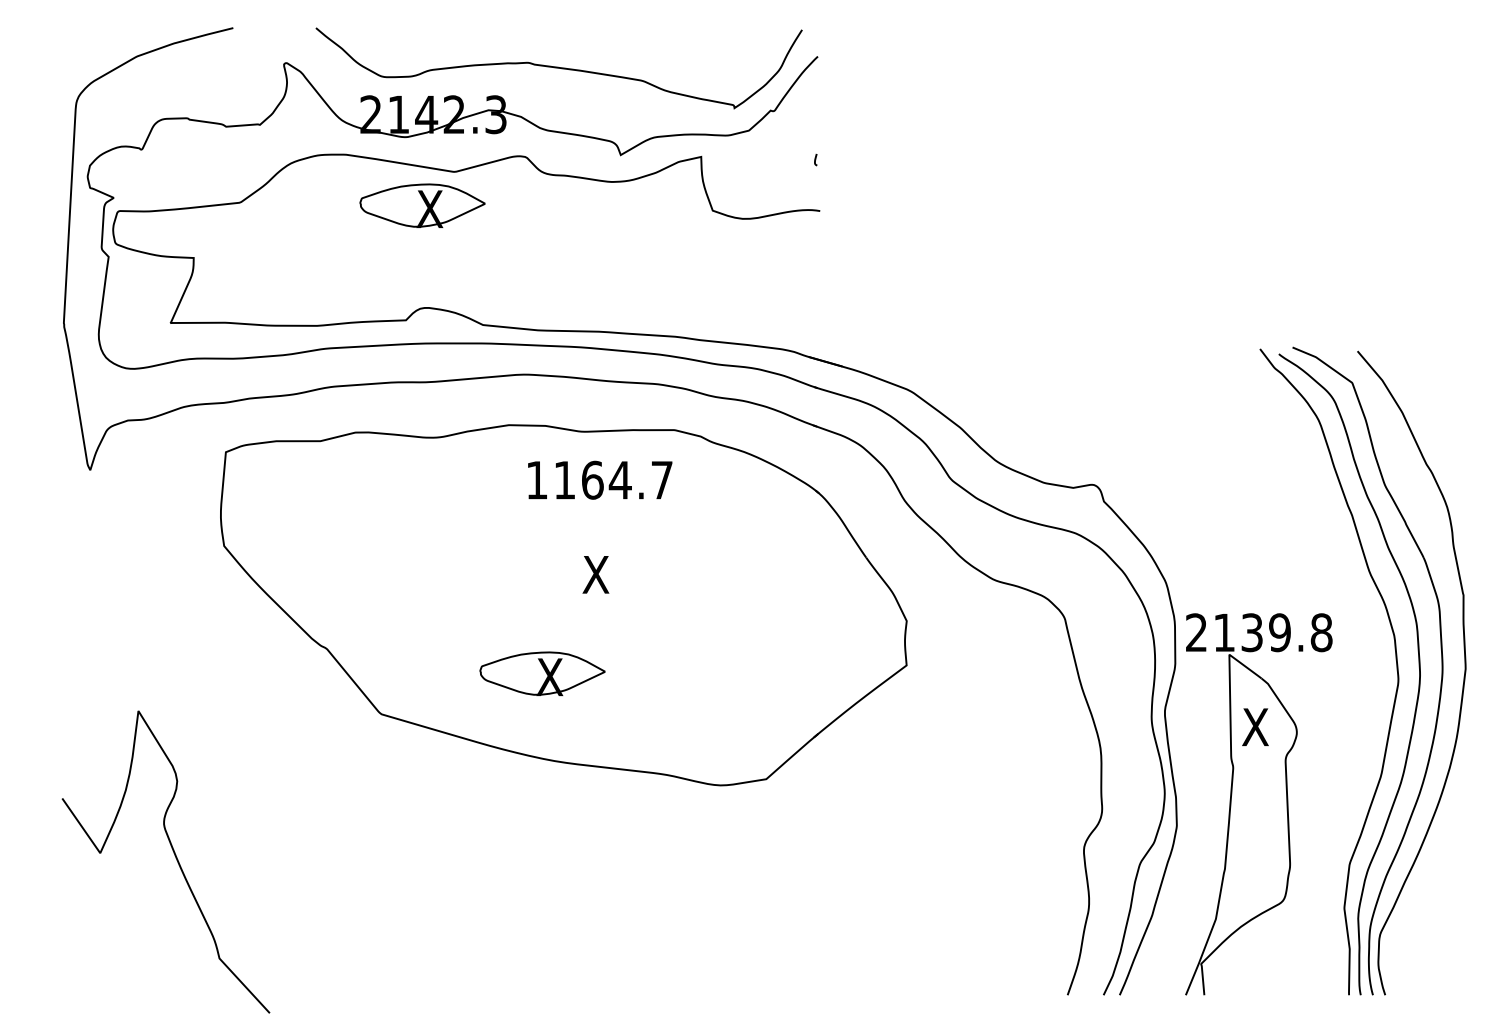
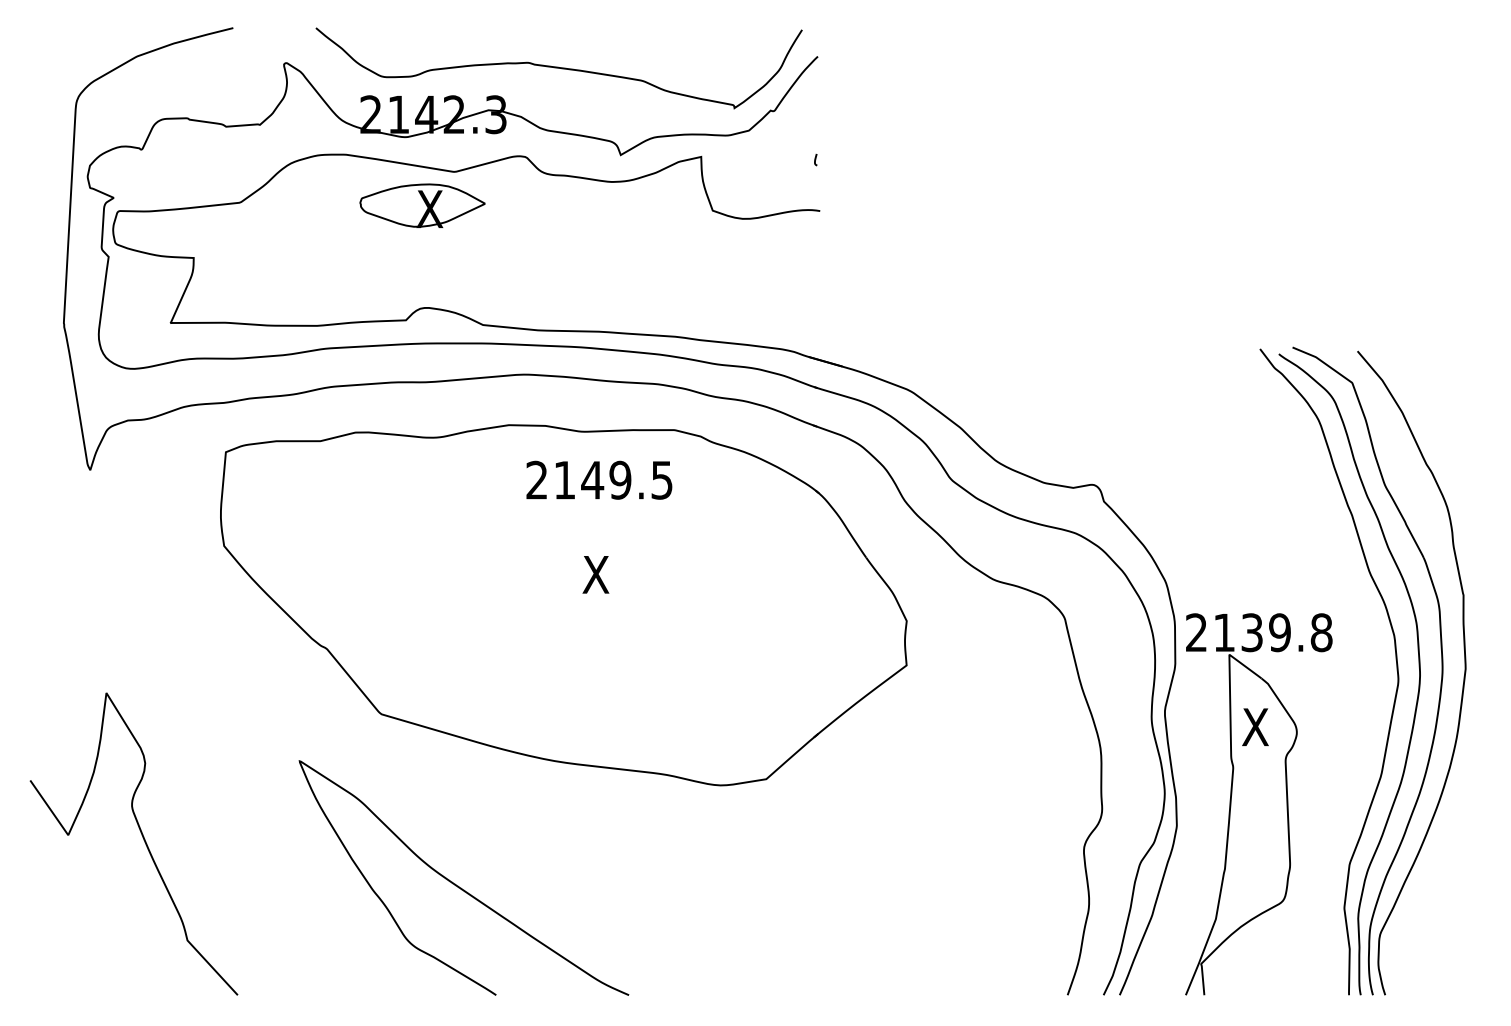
text: 1164.7 -> 2149.5 (599, 479)
part: present -> none (542, 673)
curve position: (175, 858) -> (143, 840) (143, 840)
curve: none -> present (458, 885)
